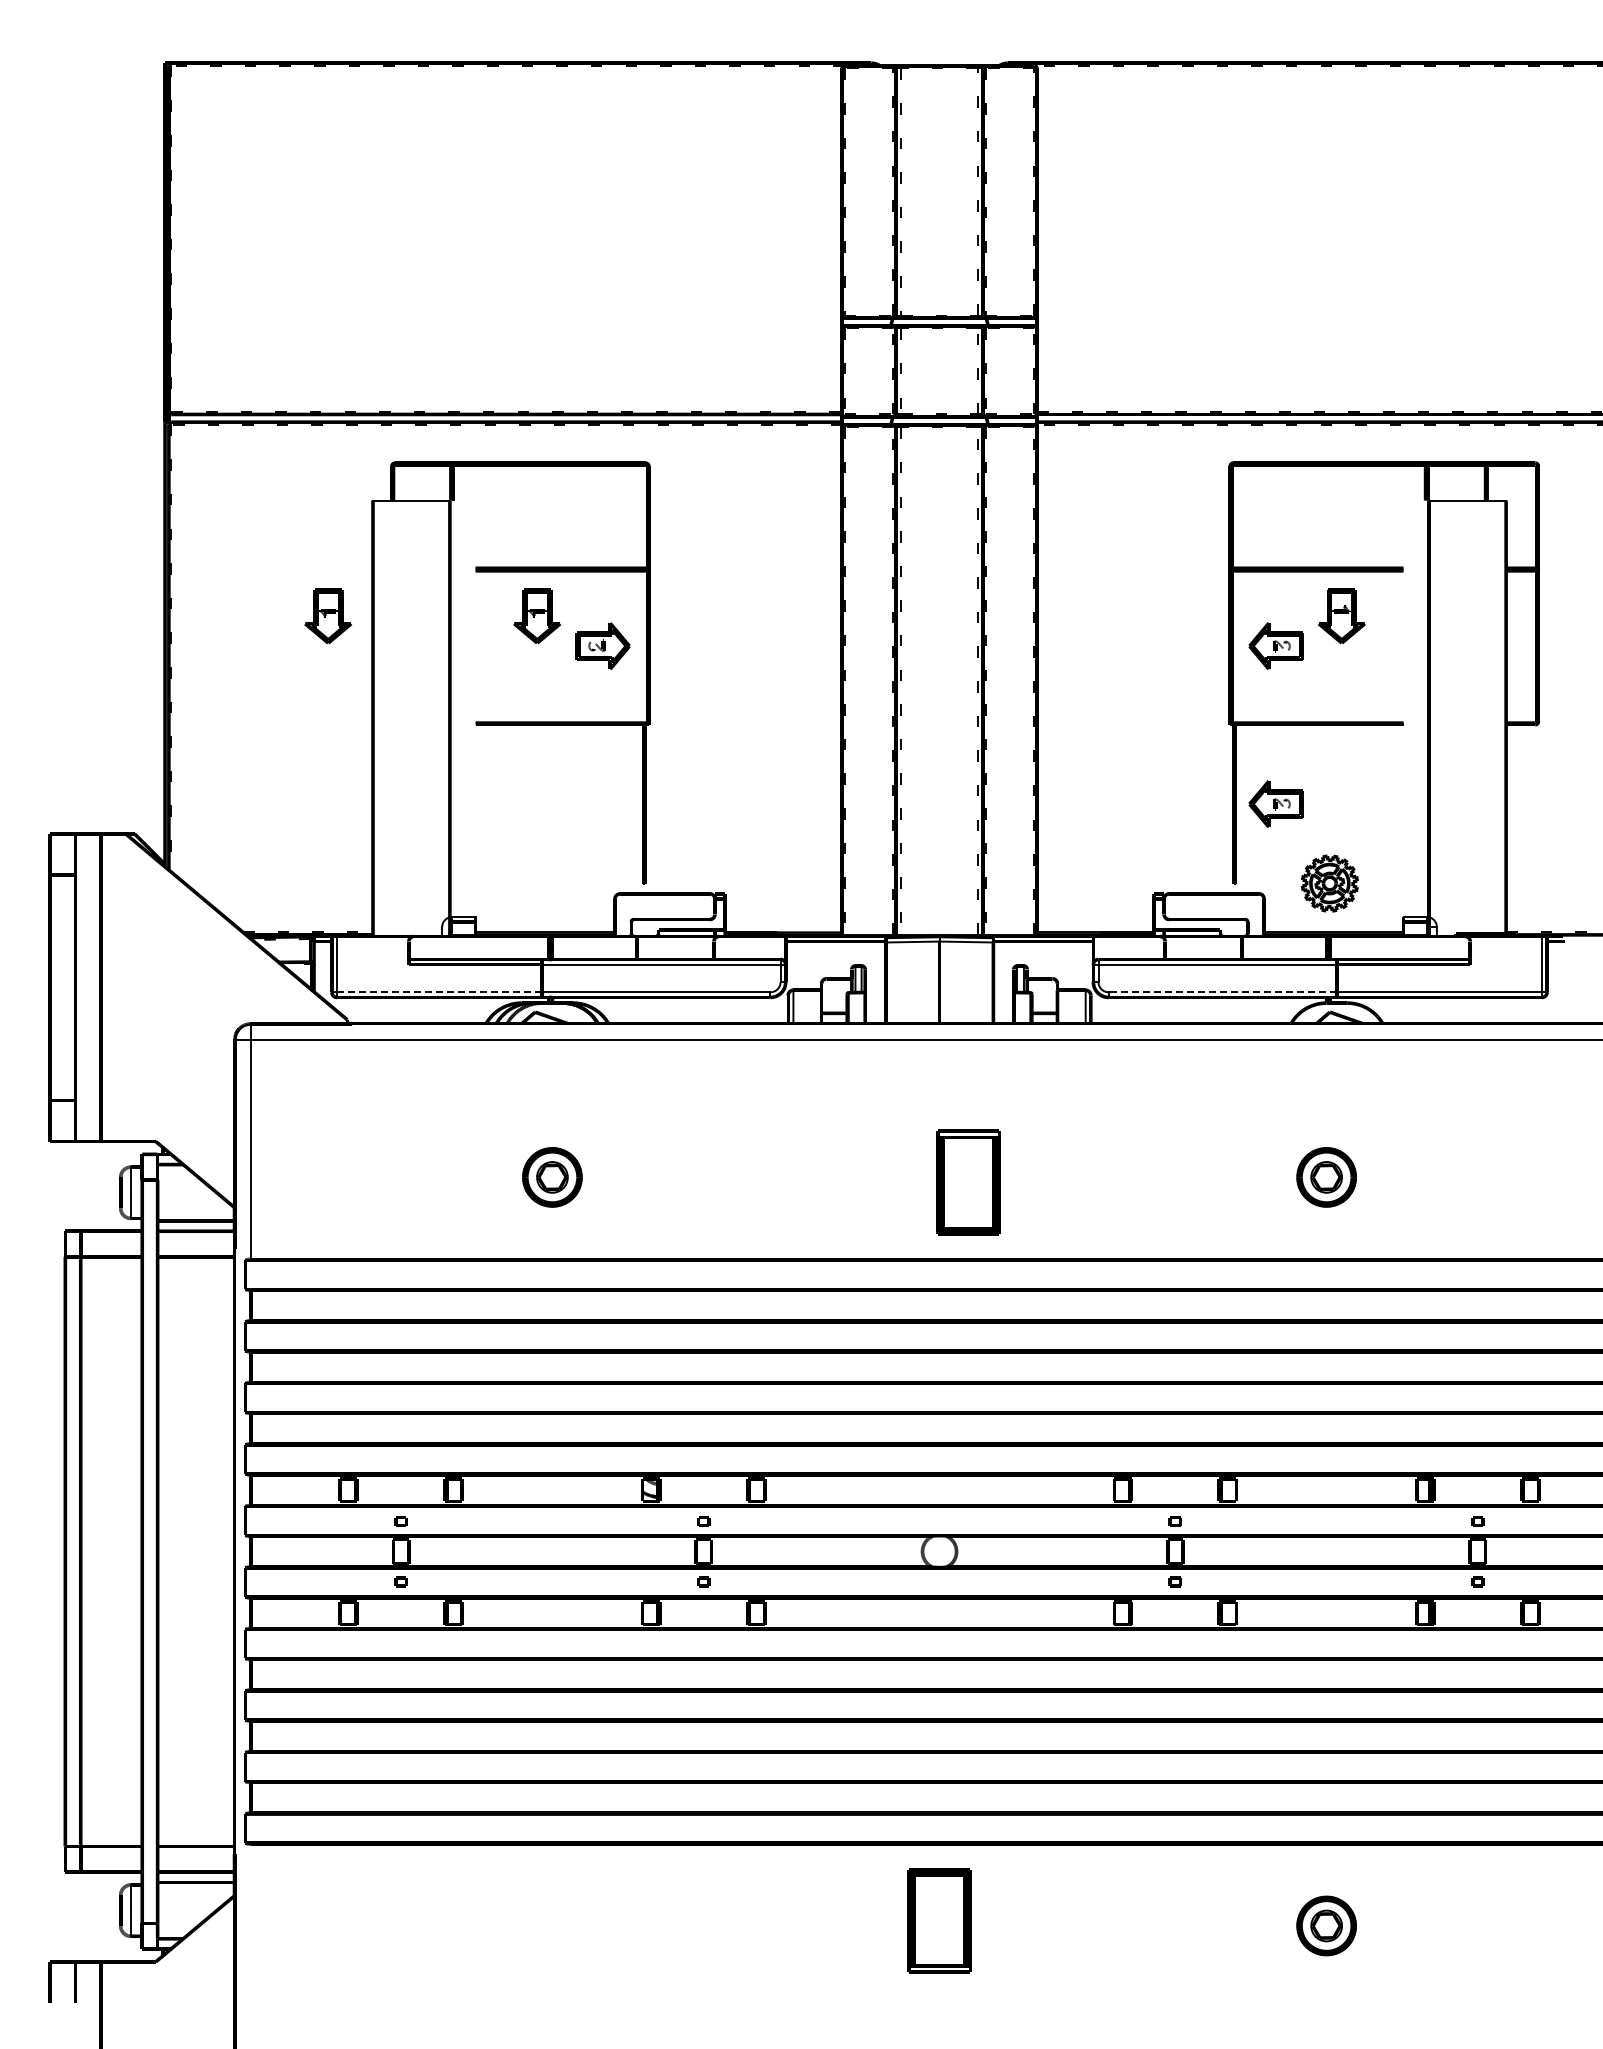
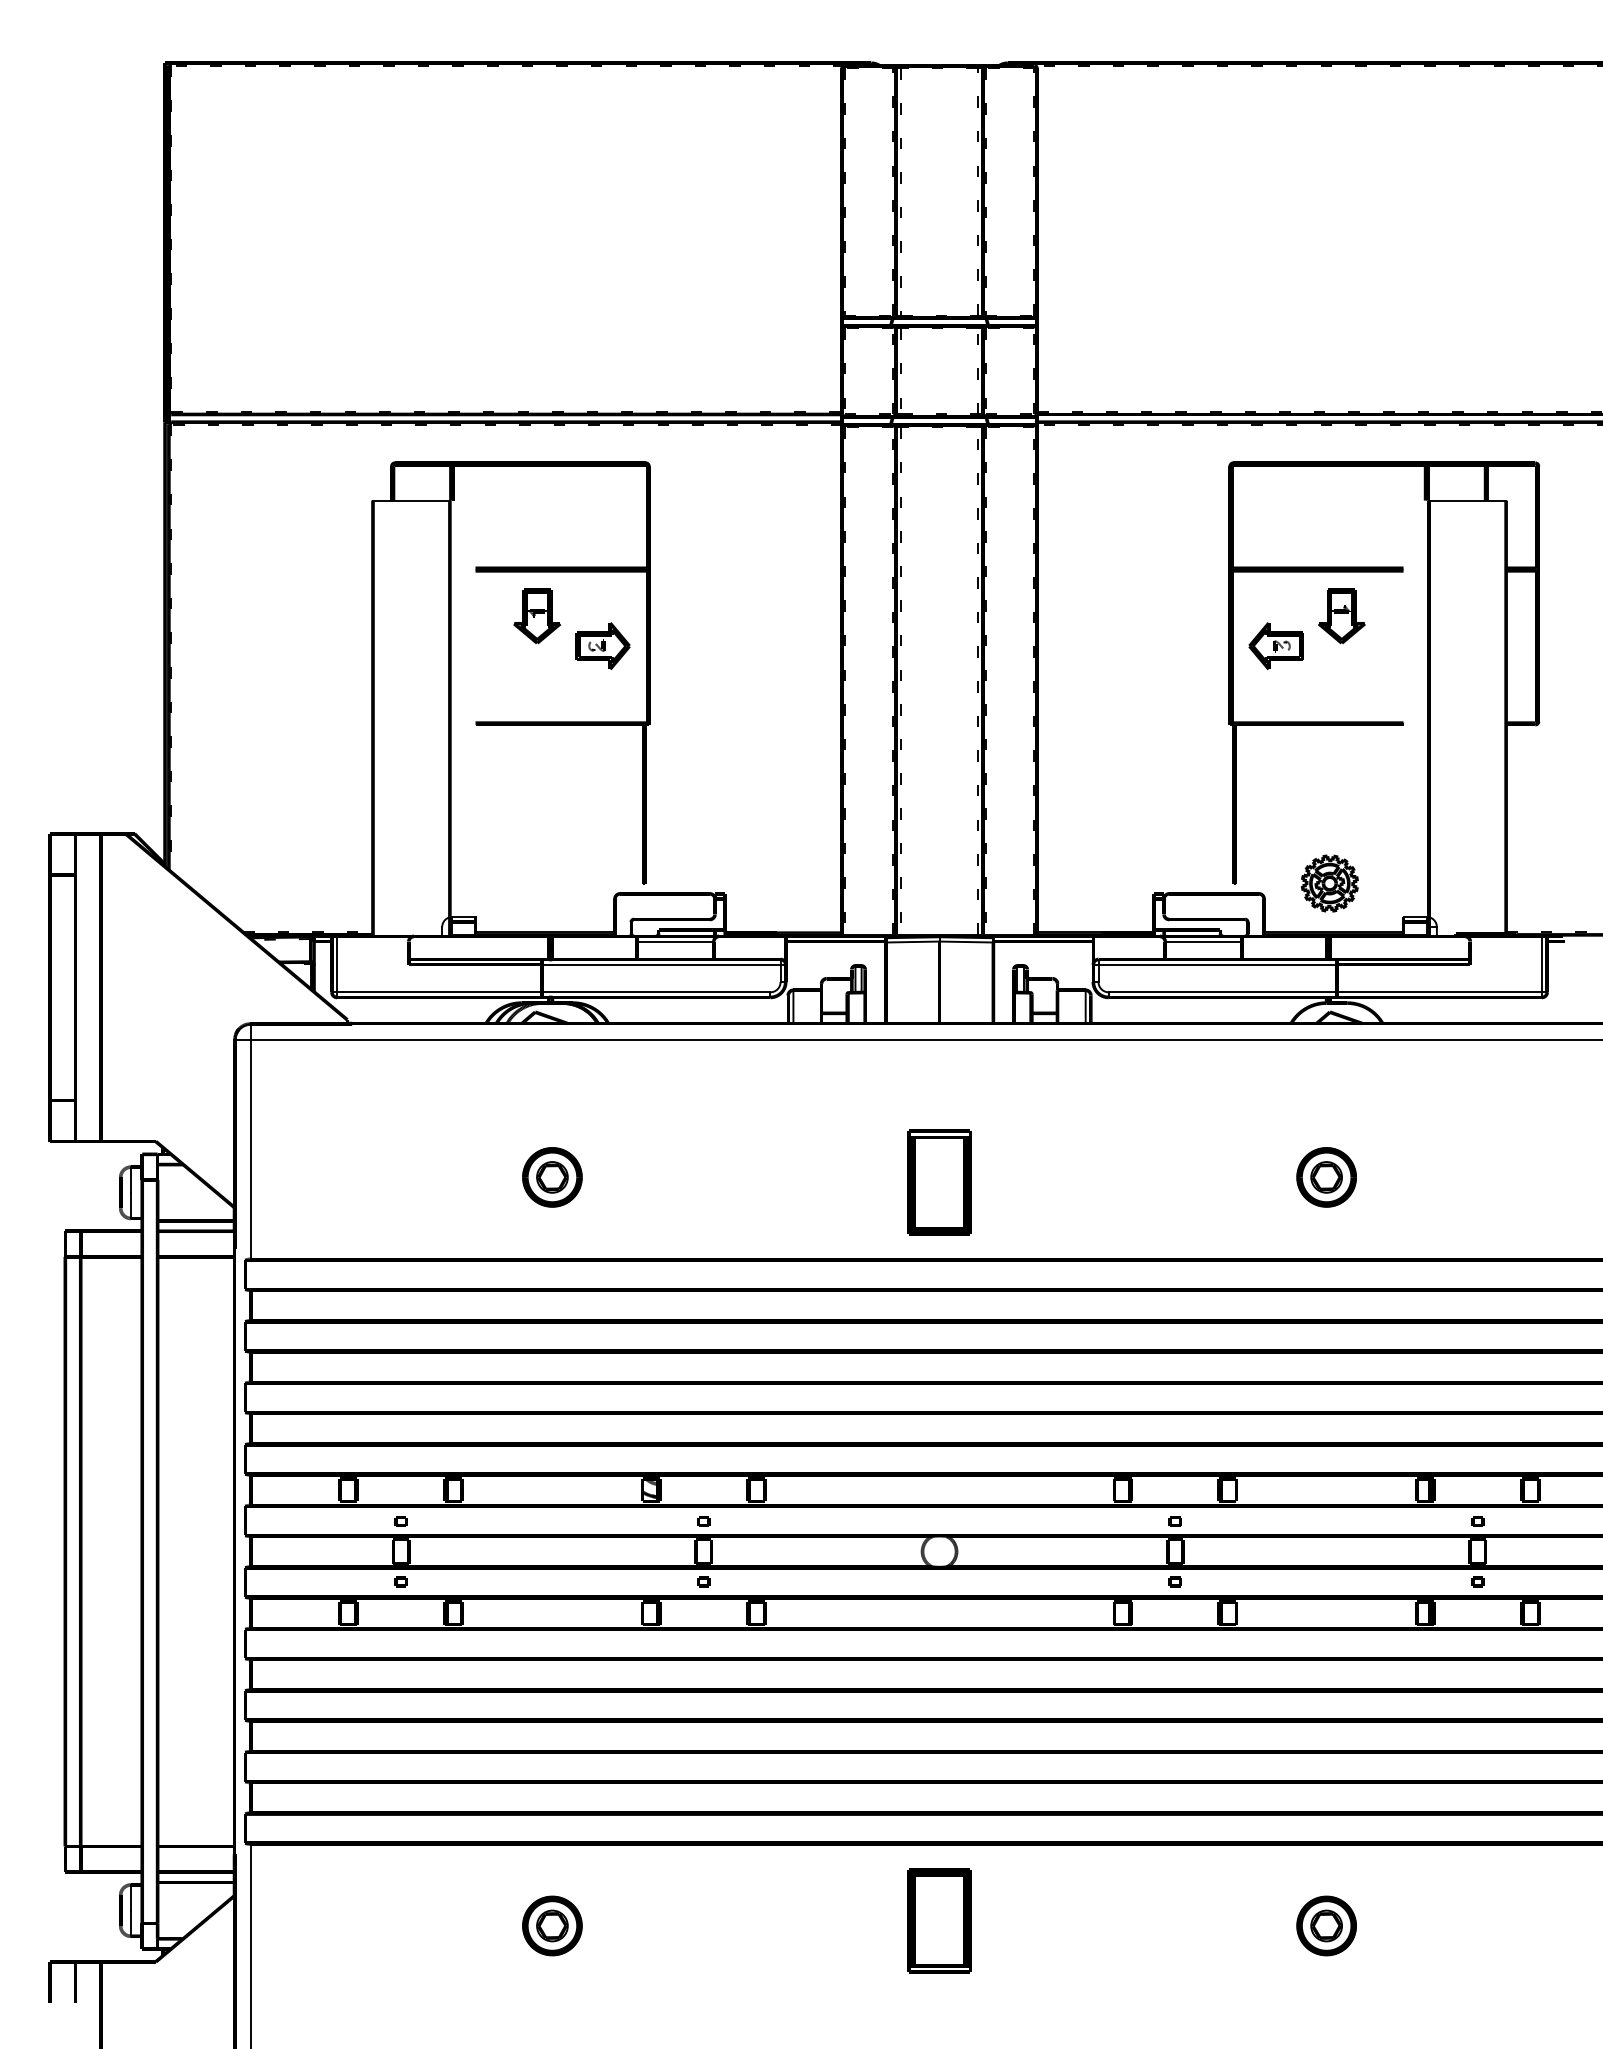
part: present -> none (327, 616)
part: present -> none (1275, 803)
line: none -> present (675, 941)
line: none -> present (1203, 941)
line: dashed -> solid (439, 992)
line: dashed -> solid (1222, 992)
part position: (968, 1182) -> (939, 1182) (939, 1182)
part: none -> present (552, 1925)
line: none -> present (250, 1944)
